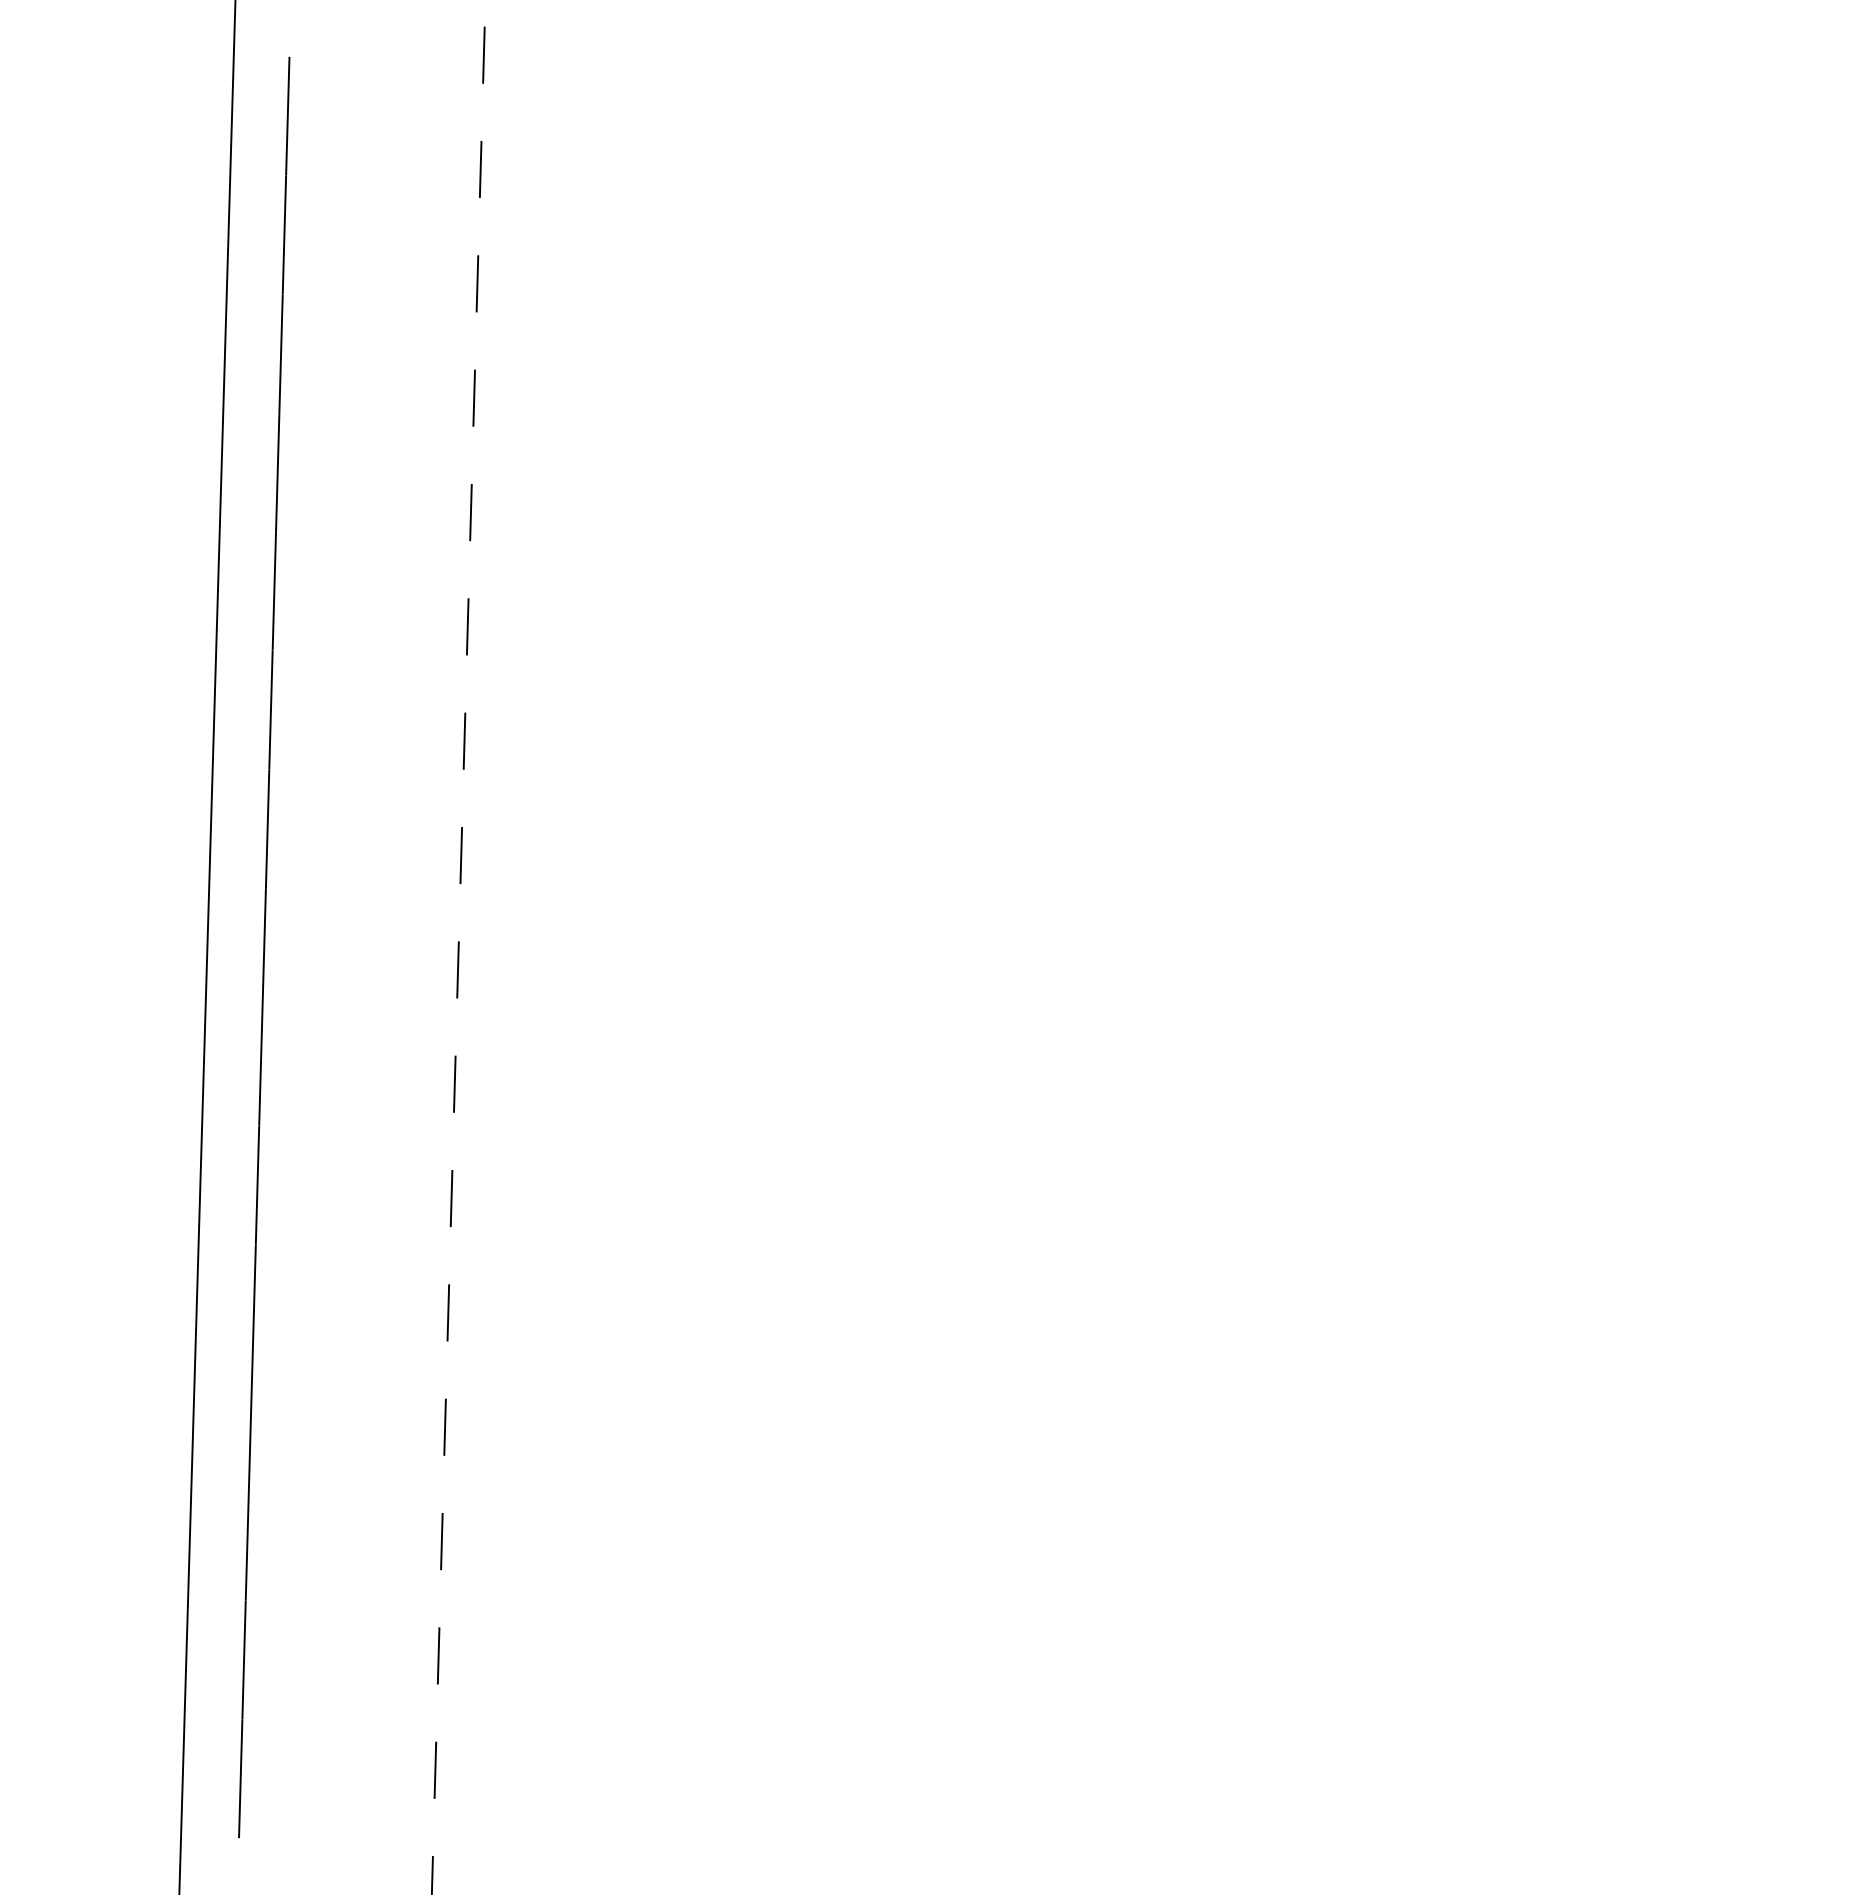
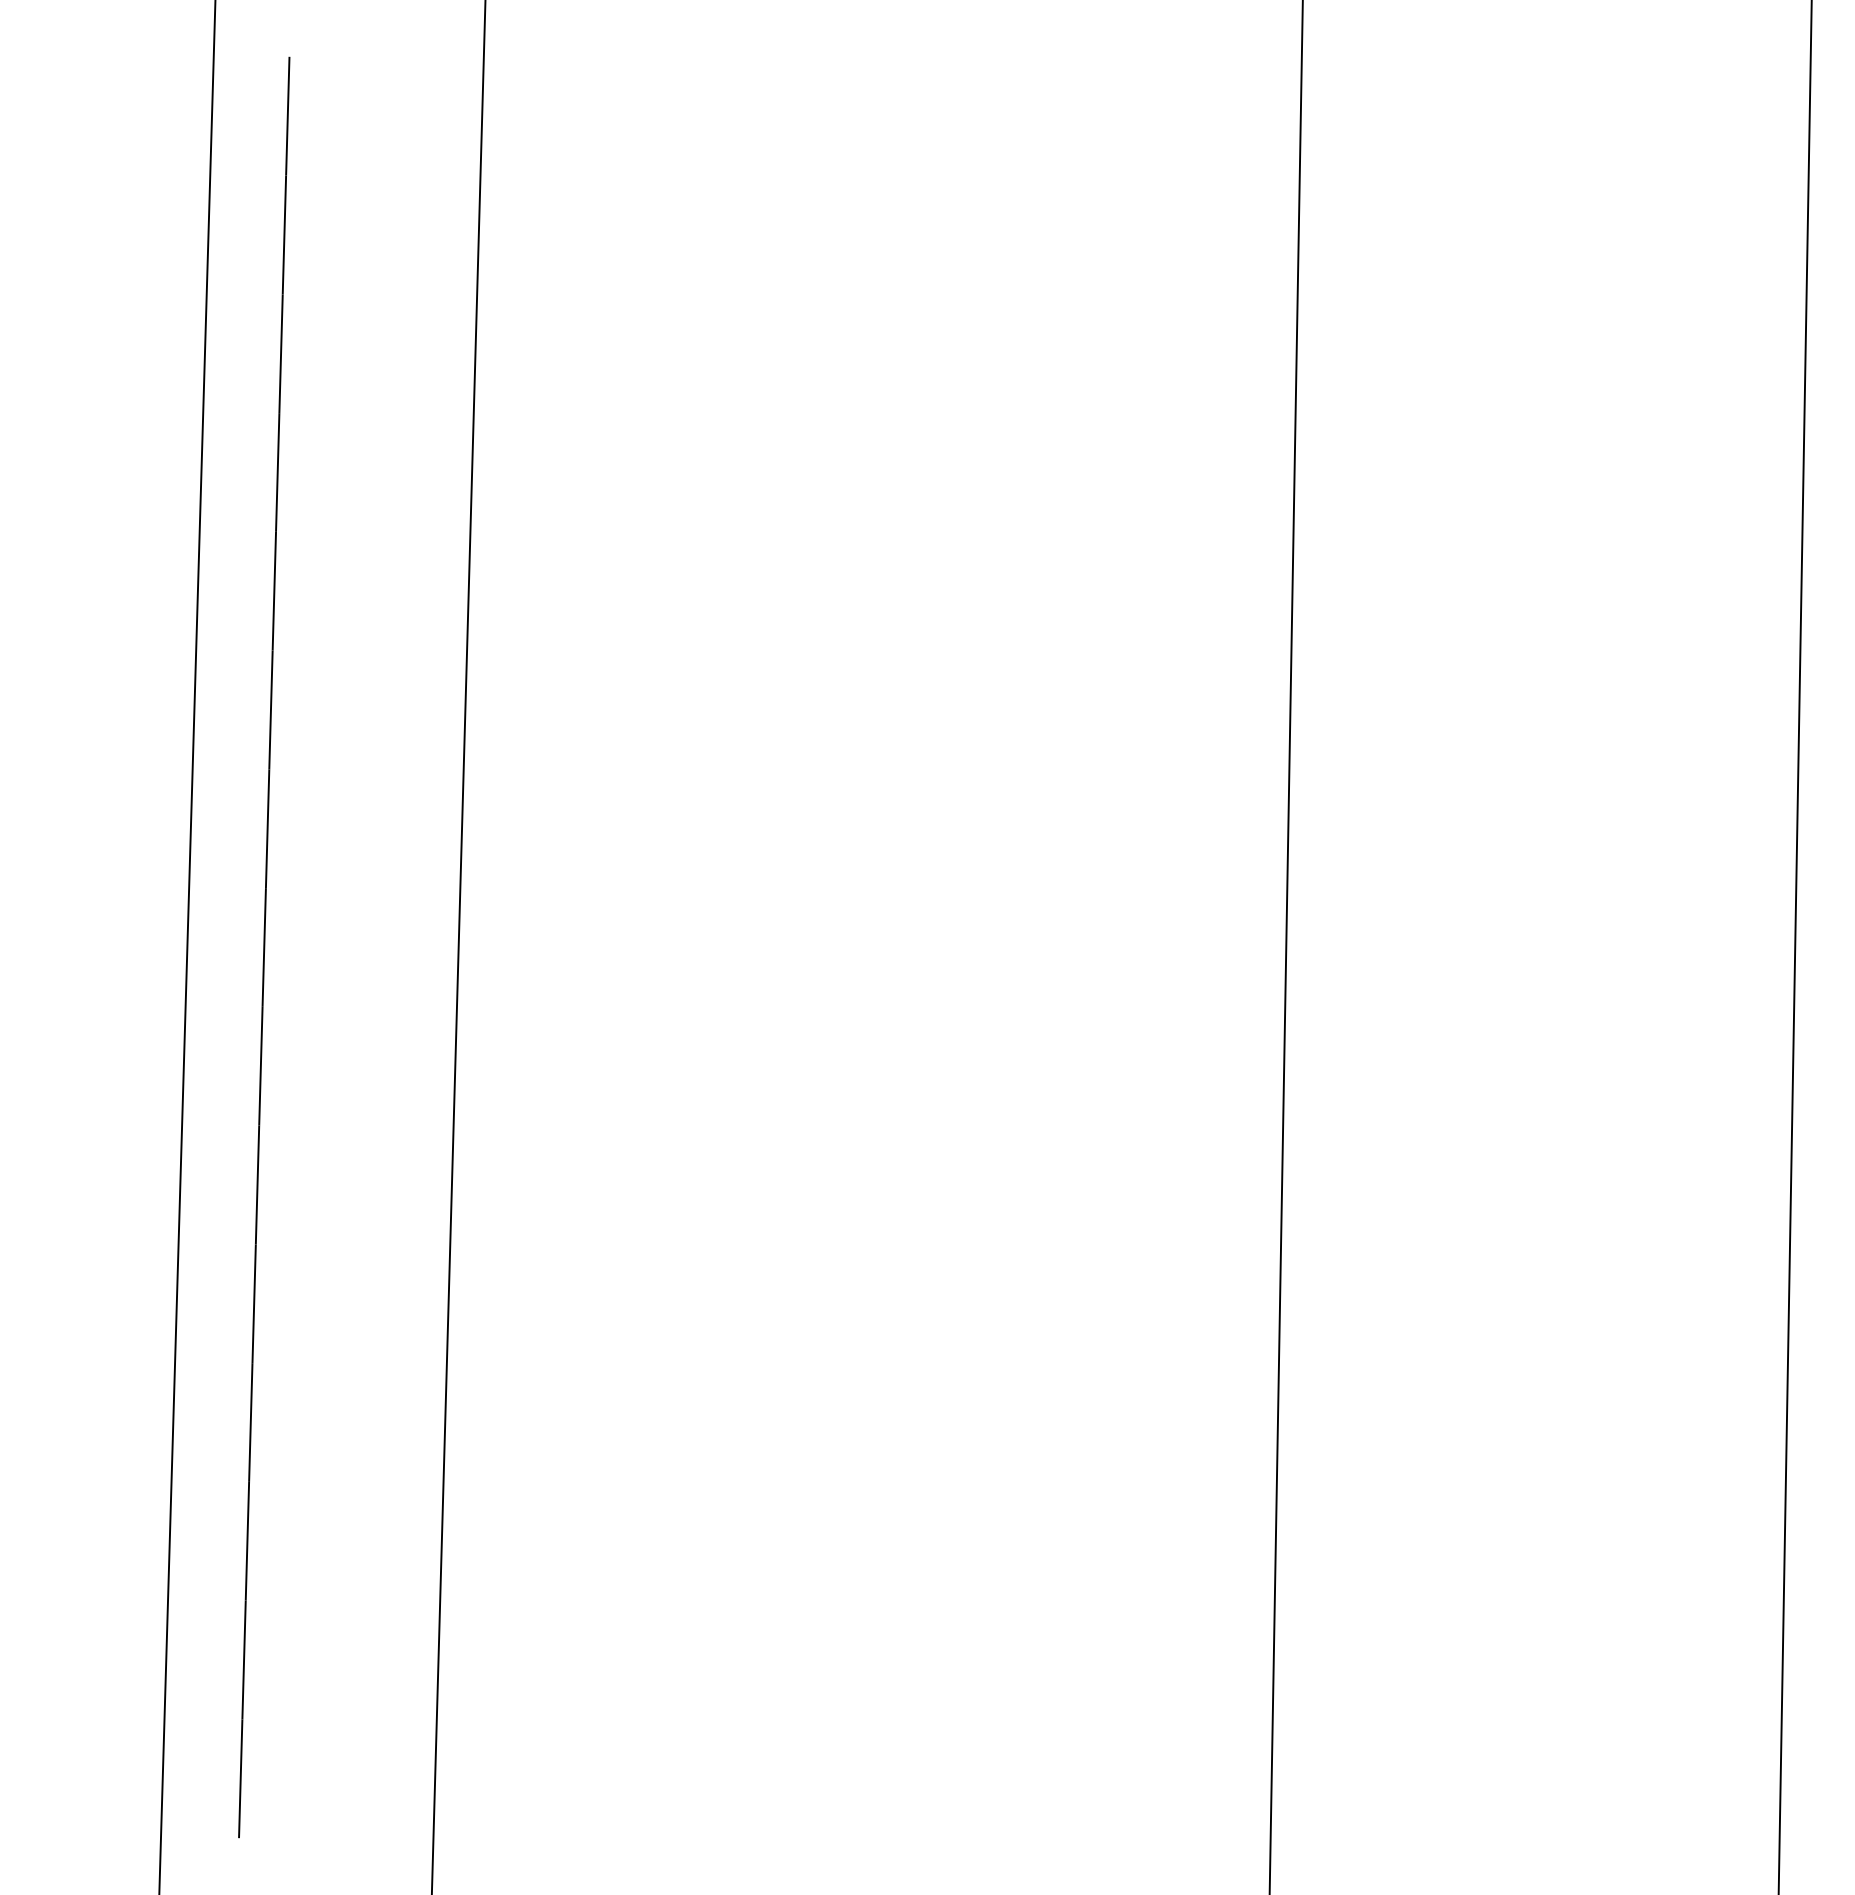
line position: (207, 946) -> (187, 946) (187, 946)
line: dashed -> solid (458, 946)
line: none -> present (1285, 946)
line: none -> present (1794, 946)
